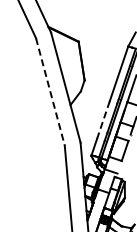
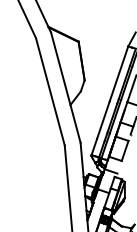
line: dashed -> solid (50, 91)
line: dashed -> solid (103, 120)
